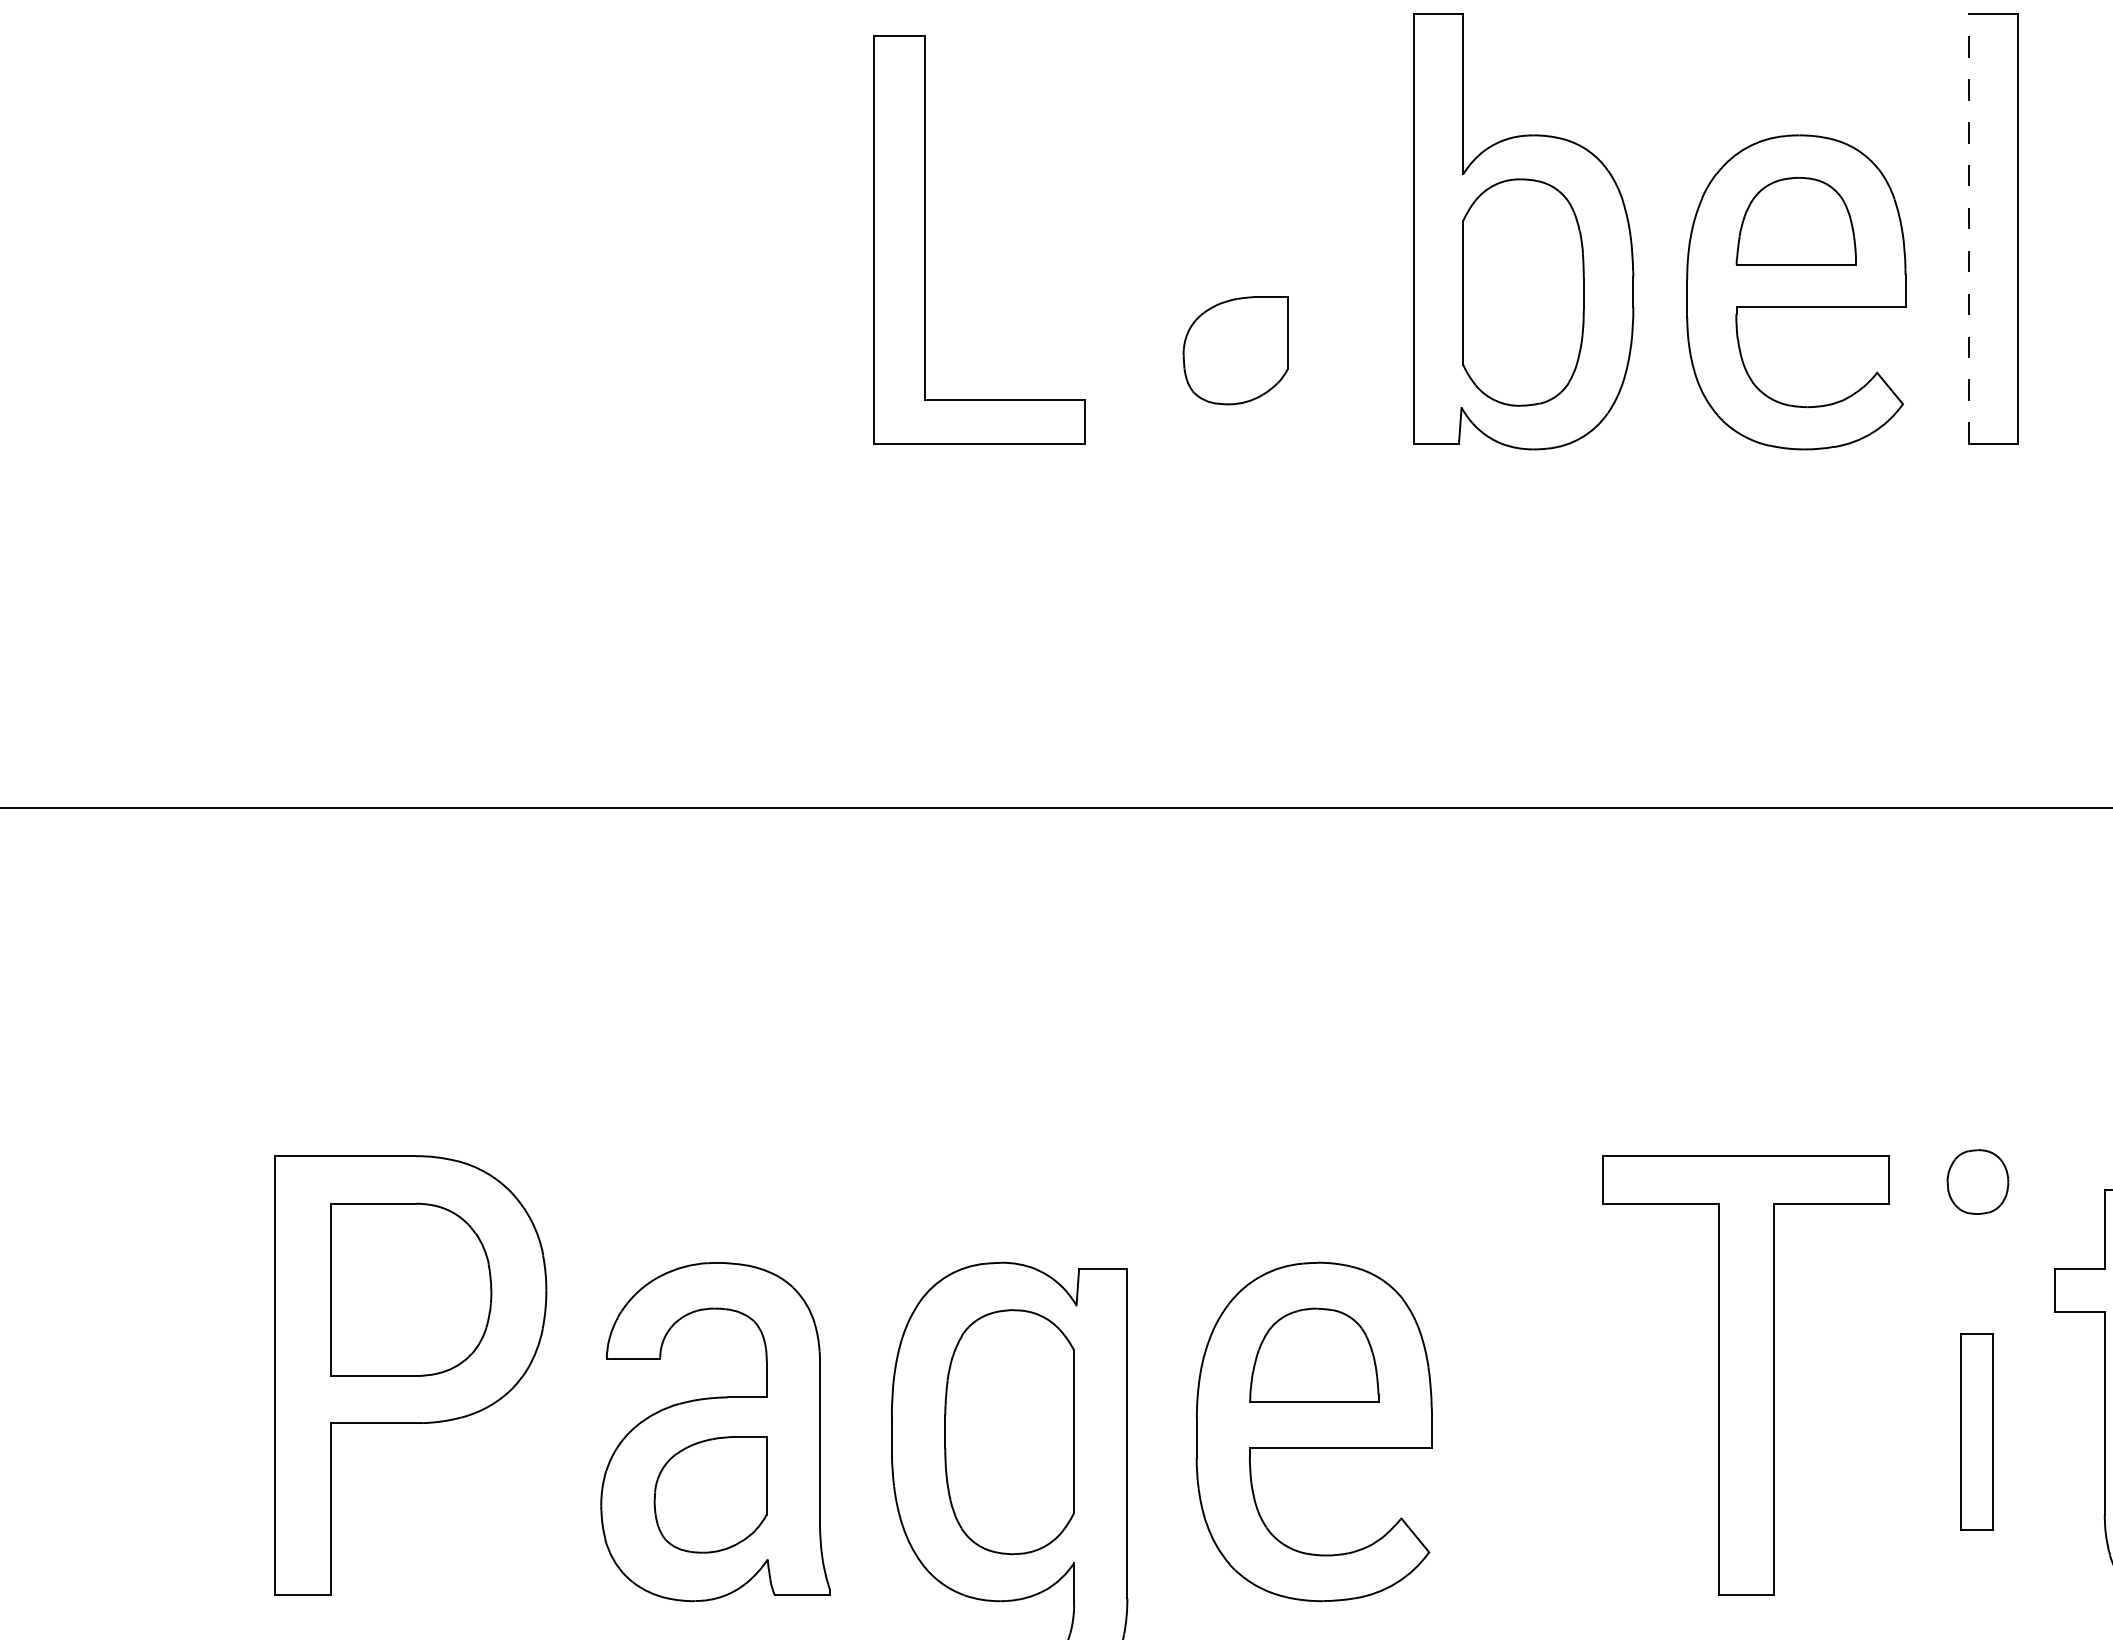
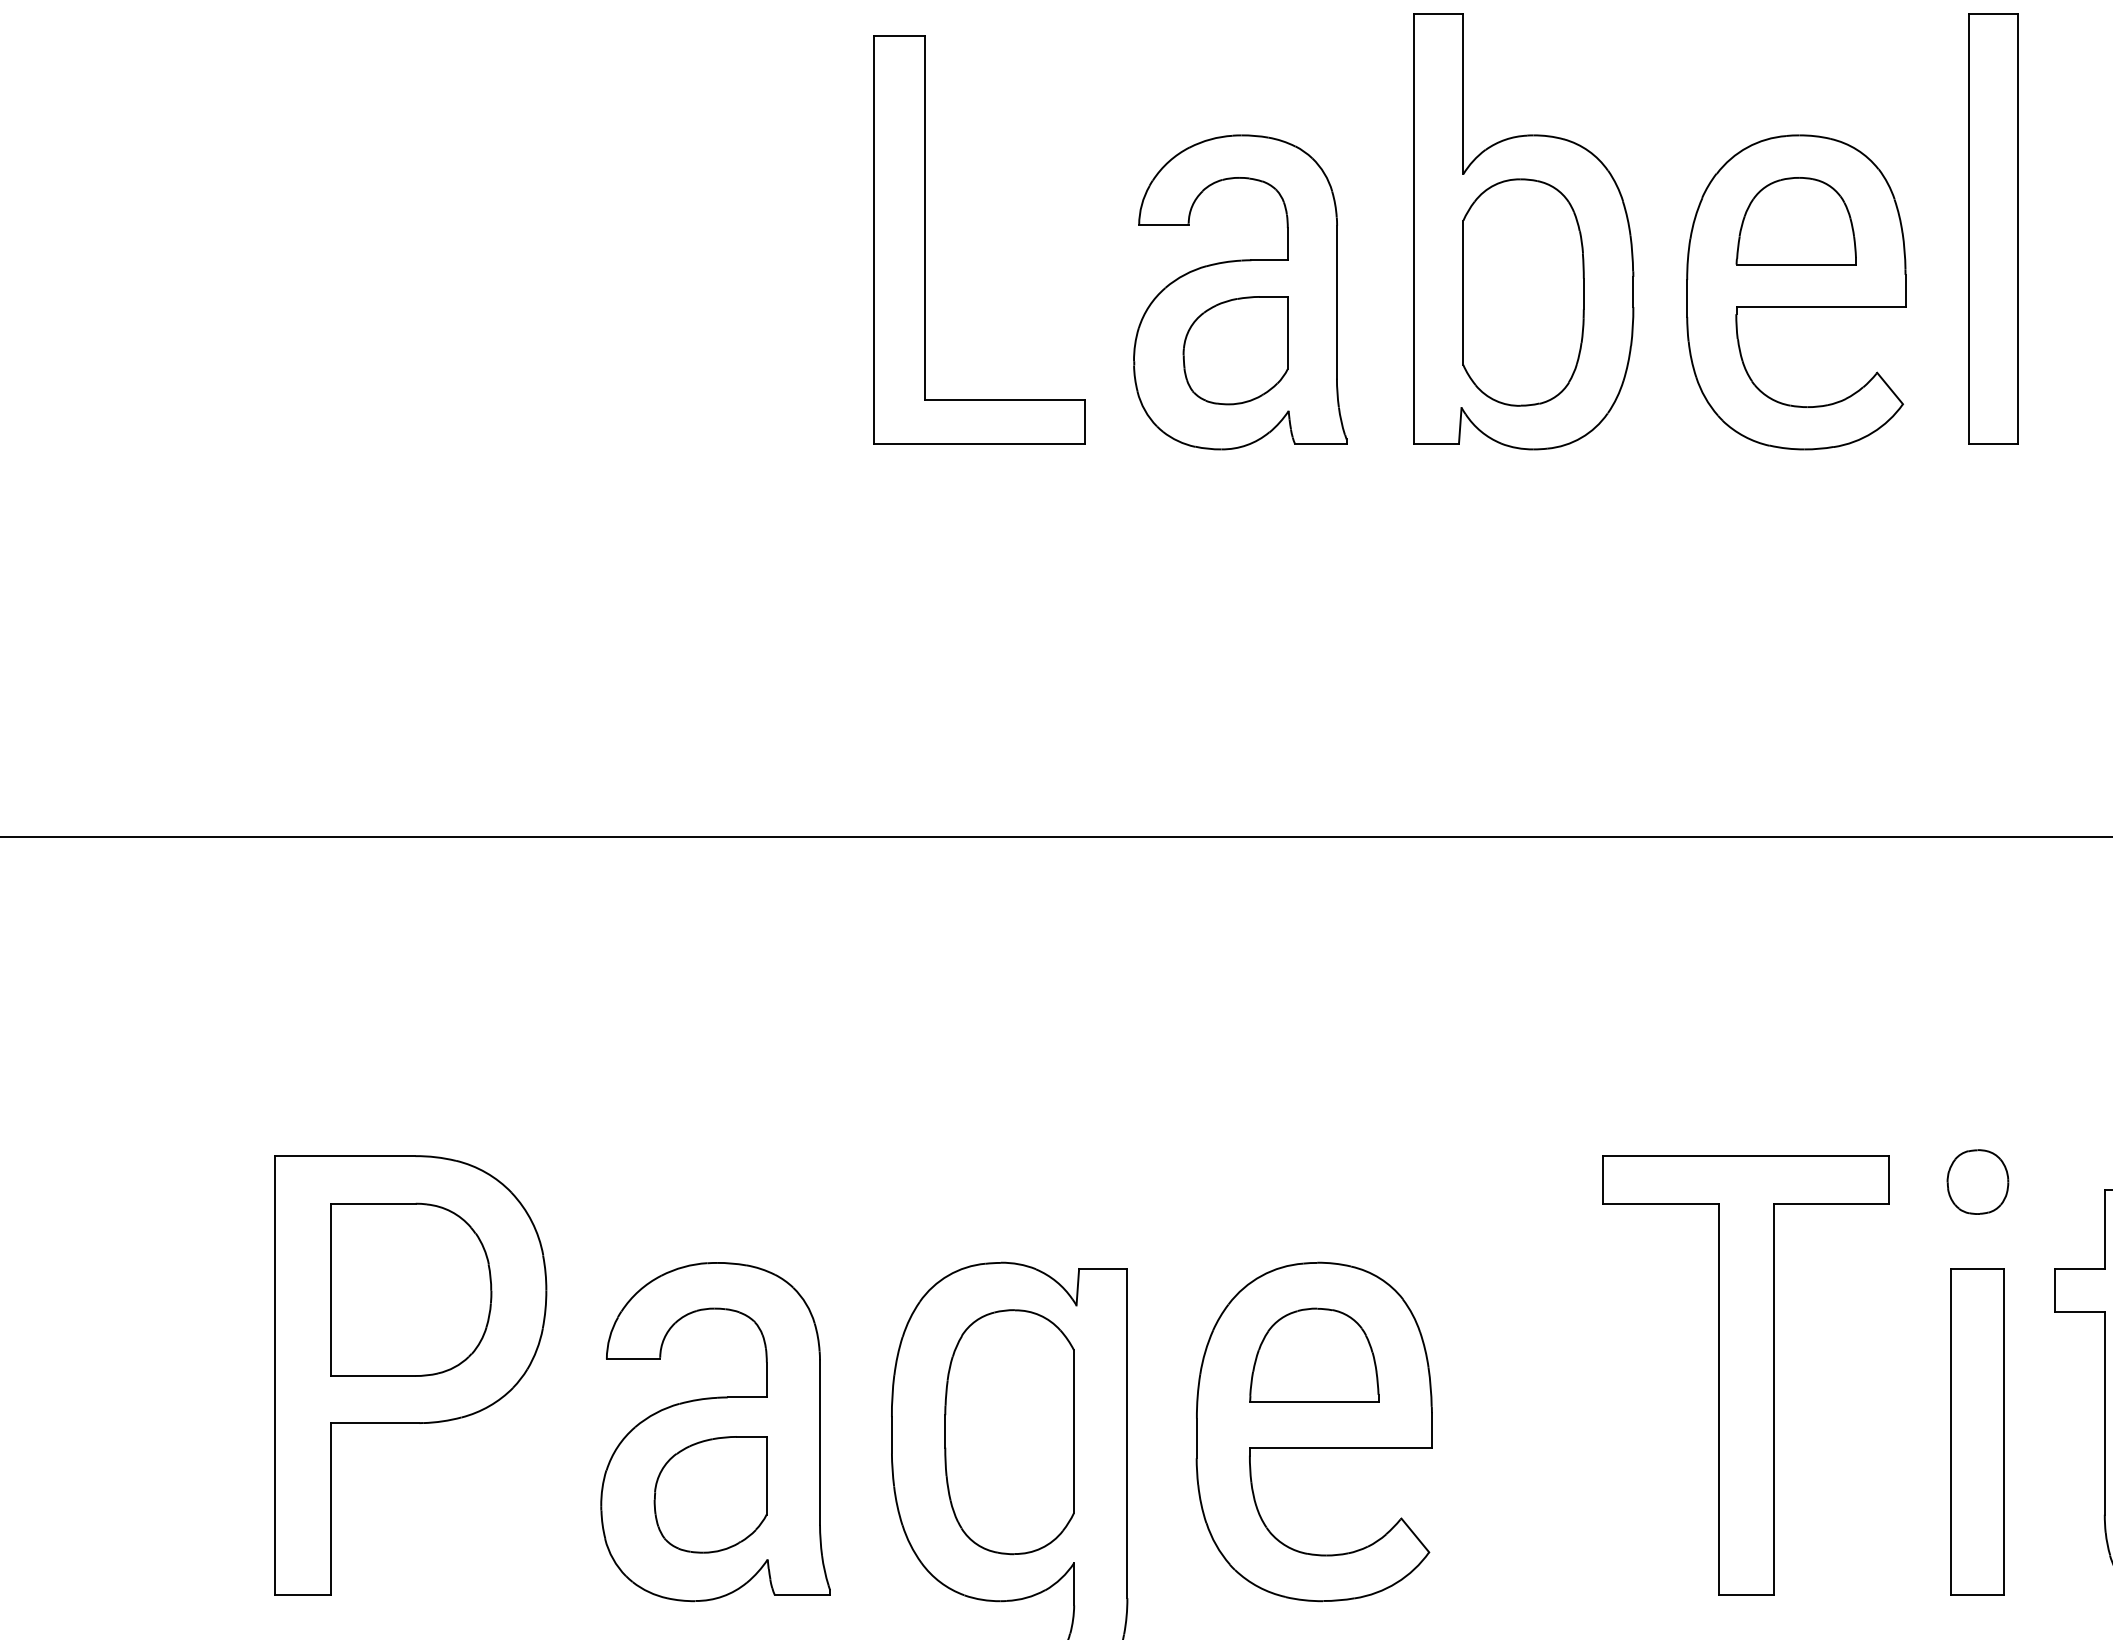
line: dashed -> solid (1968, 228)
part: none -> present (1240, 292)
line position: (1055, 808) -> (1055, 837) (1055, 837)
part size: 34x198 px -> 55x328 px (1977, 1431)
